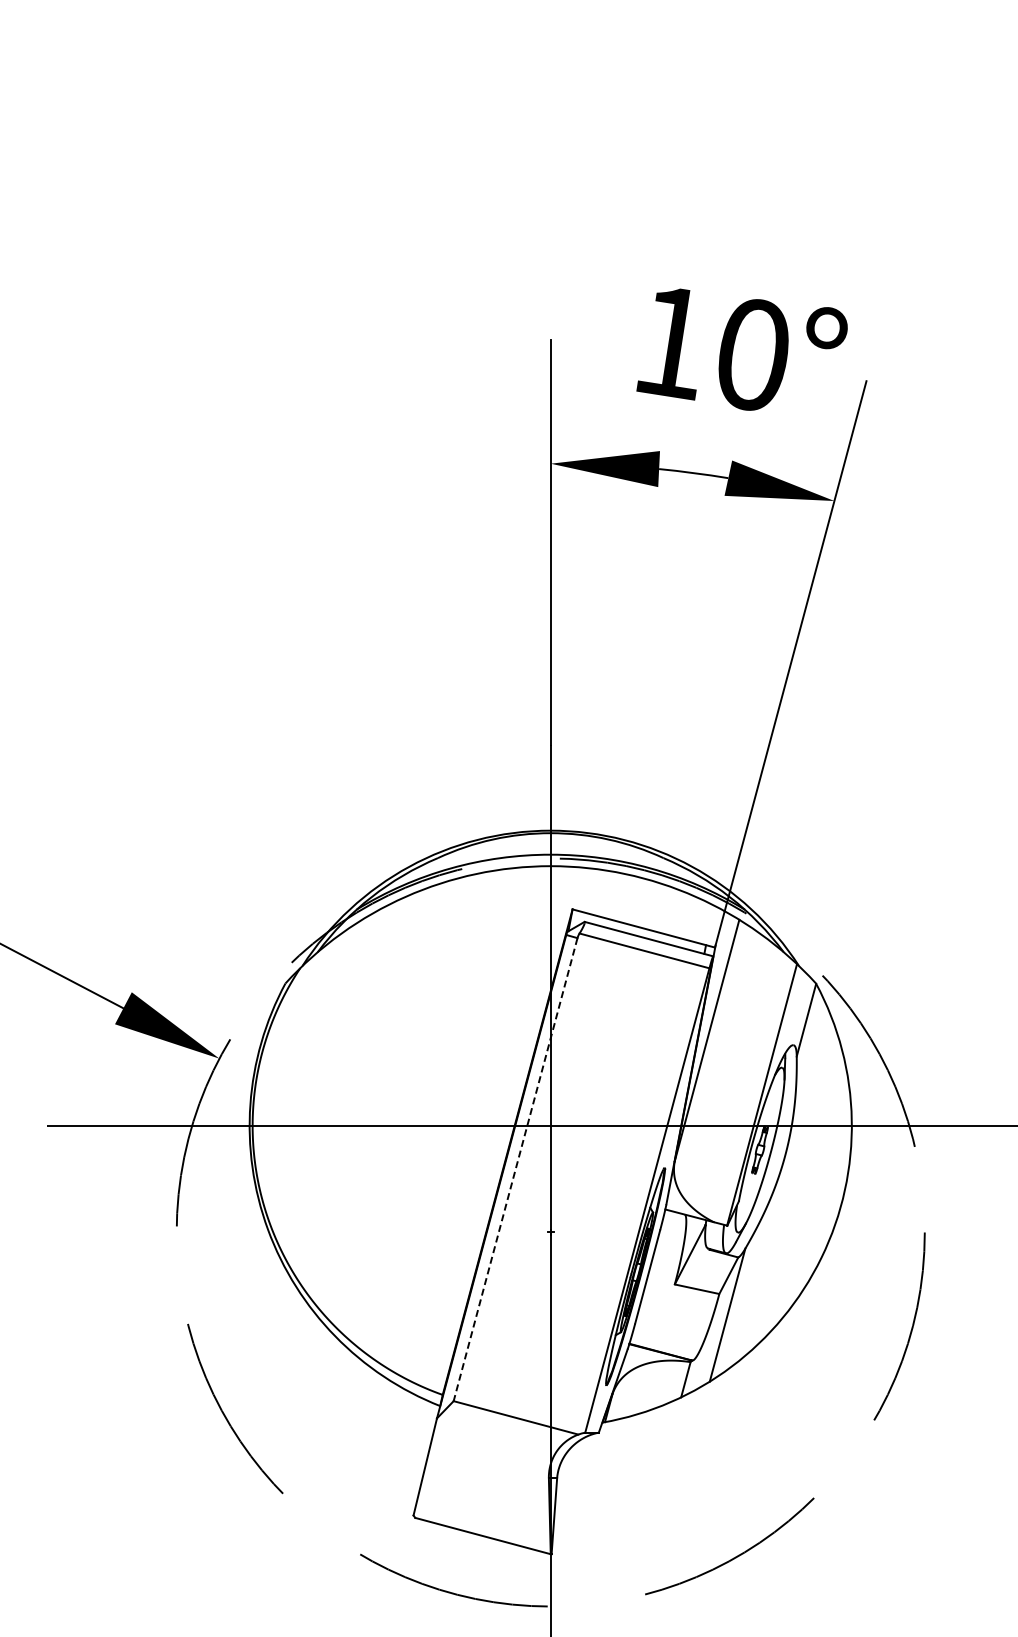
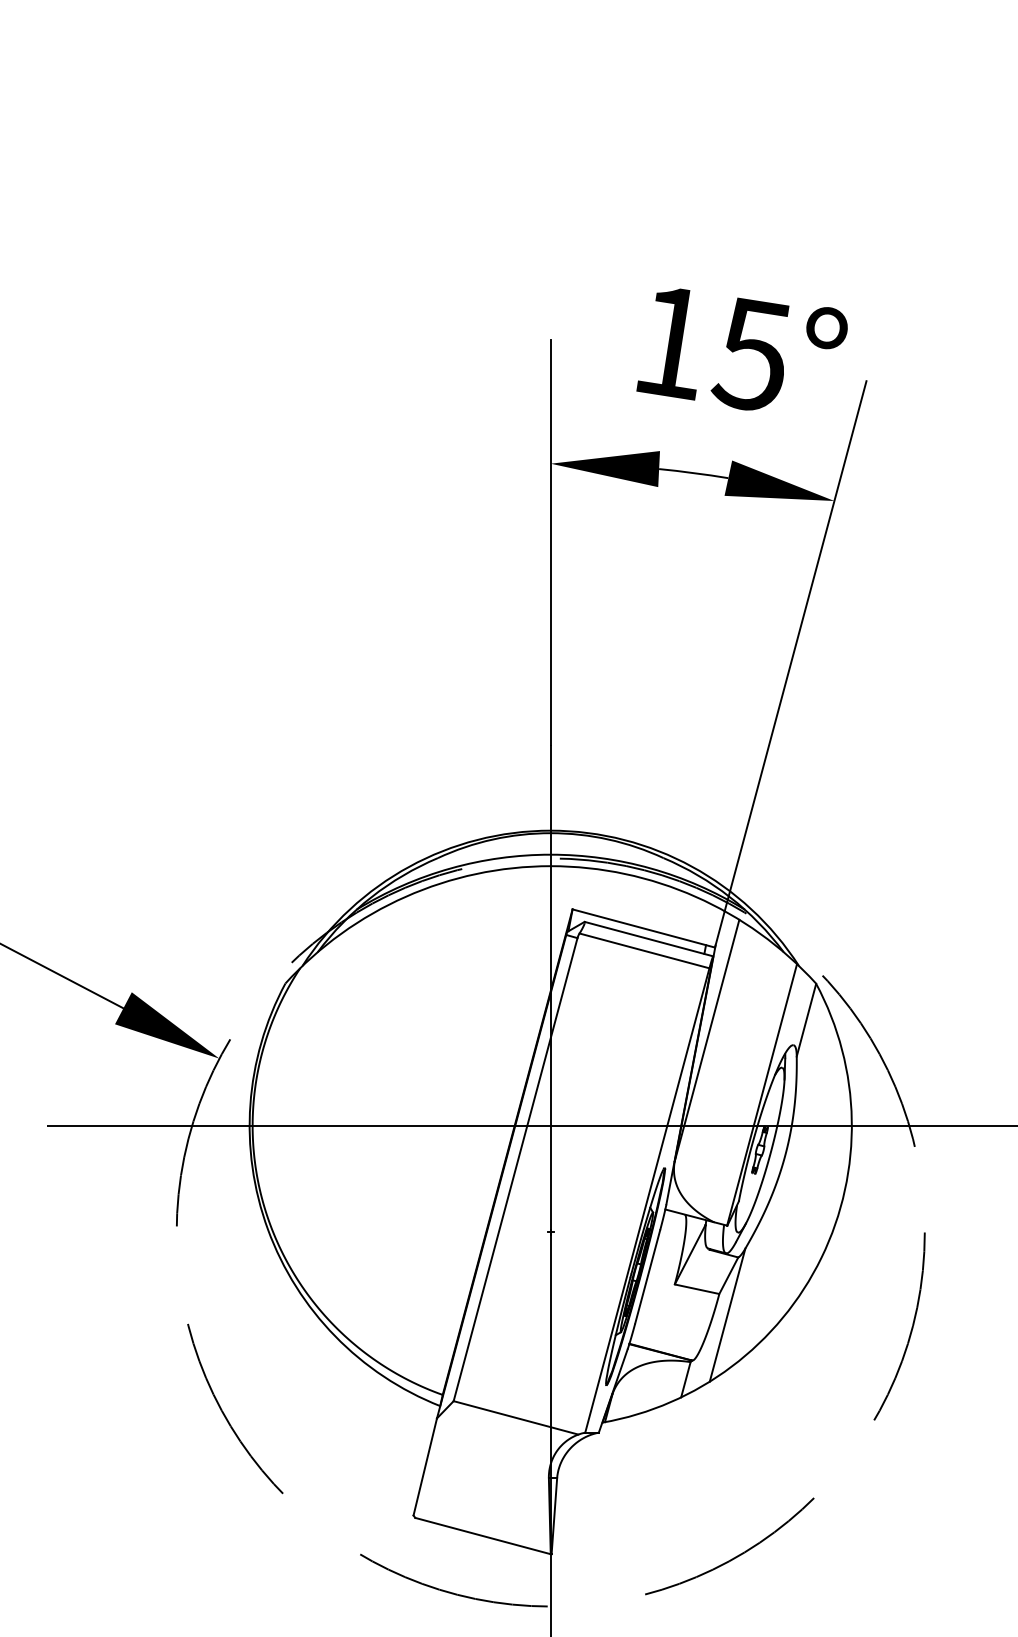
text: 10° -> 15° (749, 353)
line: dashed -> solid (515, 1169)
